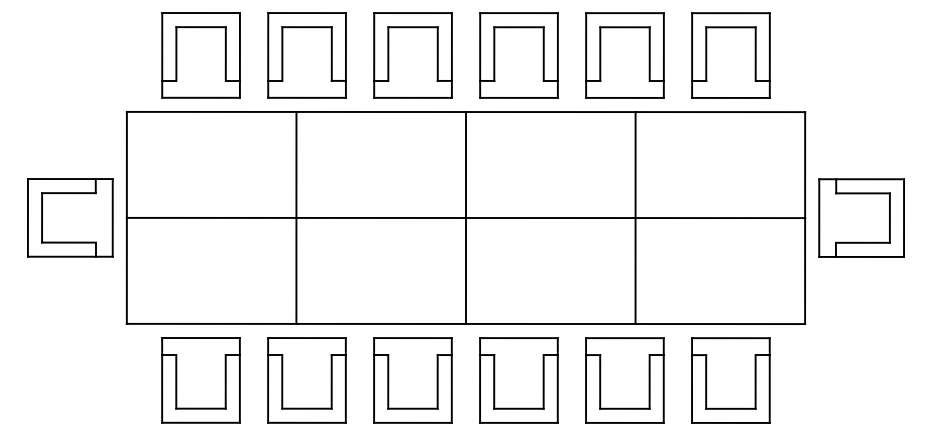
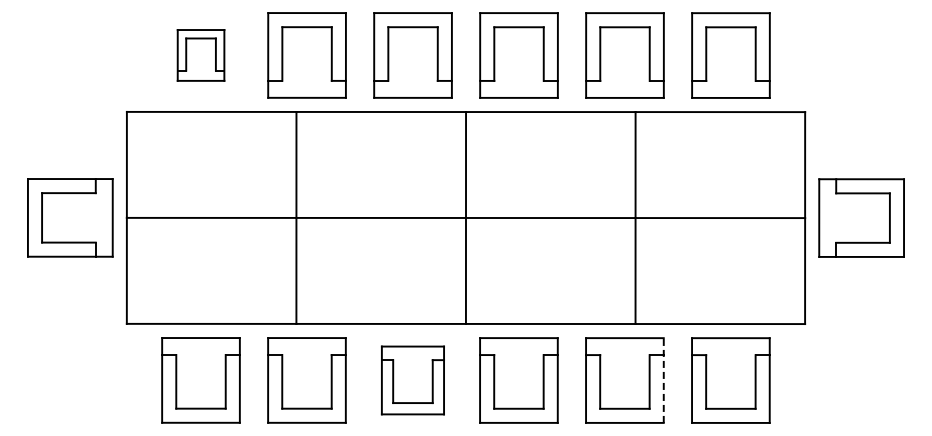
part size: 80x87 px -> 50x53 px (200, 55)
part size: 80x87 px -> 65x71 px (412, 380)
line: solid -> dashed (663, 380)
